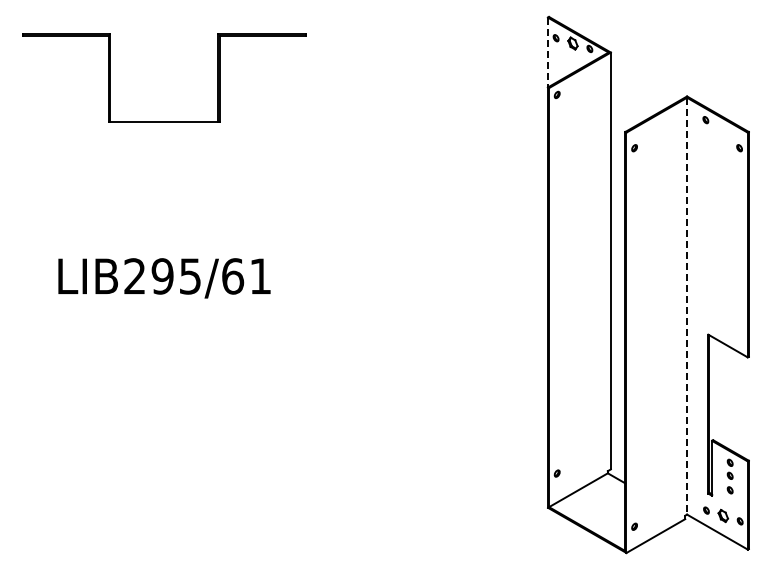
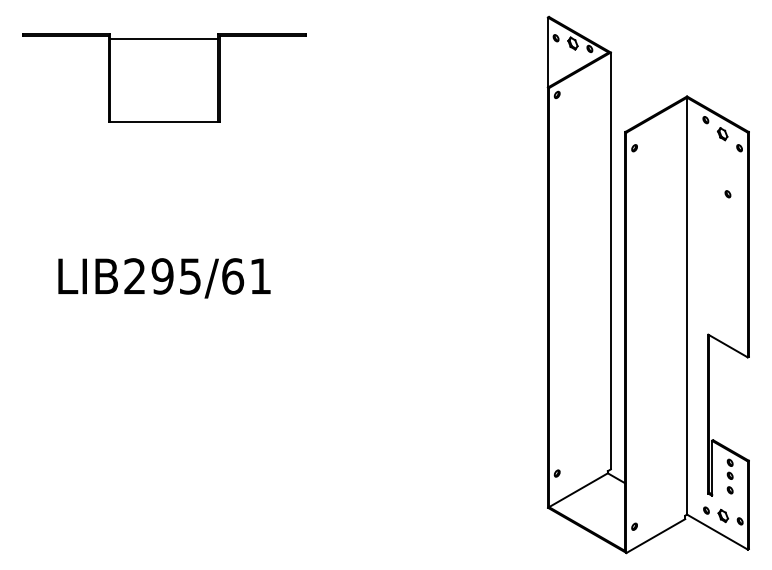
line: none -> present (164, 38)
line: dashed -> solid (548, 52)
part: none -> present (722, 134)
part: none -> present (727, 194)
line: dashed -> solid (687, 306)
